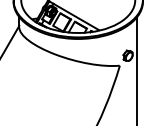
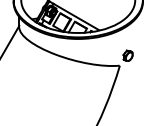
line: present -> none (137, 69)
